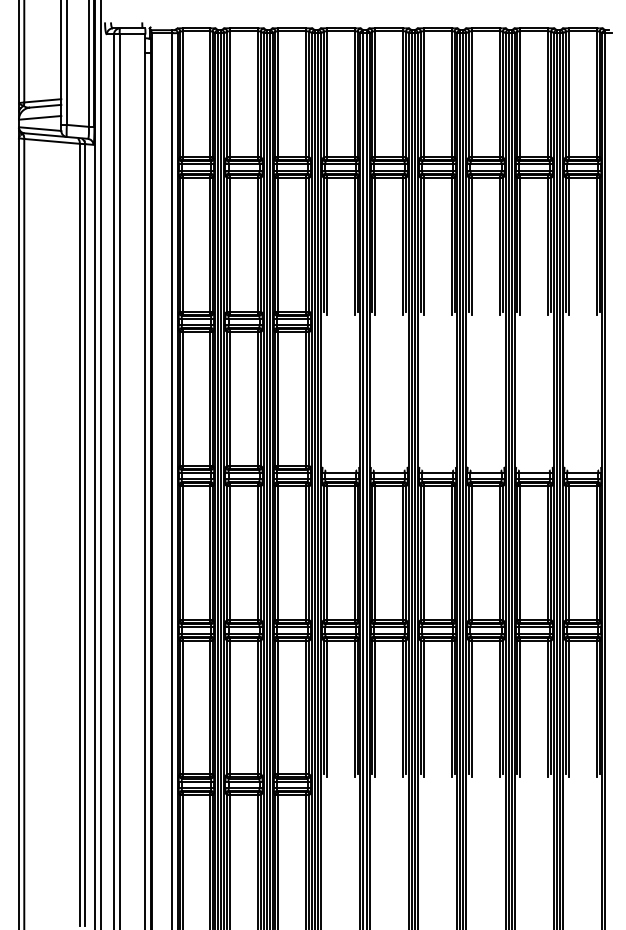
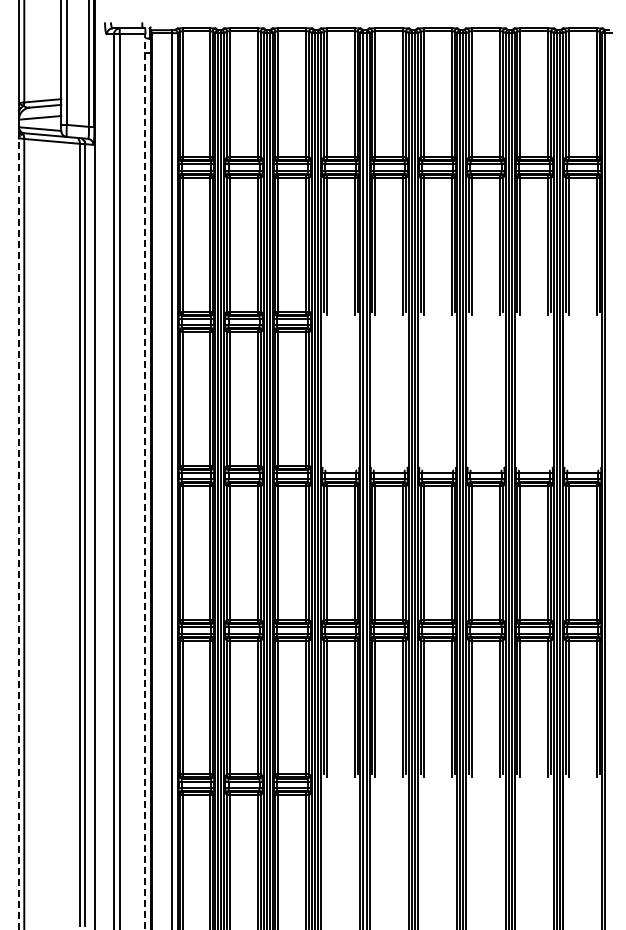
line: present -> none (101, 464)
line: solid -> dashed (145, 481)
line: solid -> dashed (18, 528)
